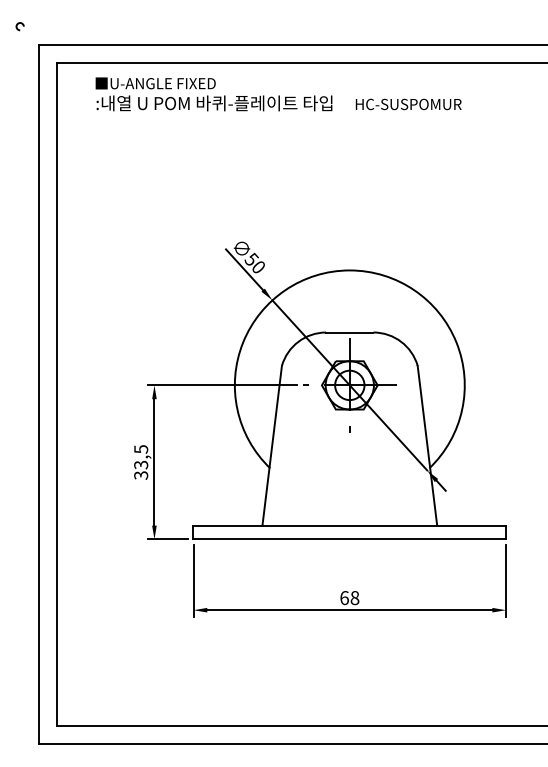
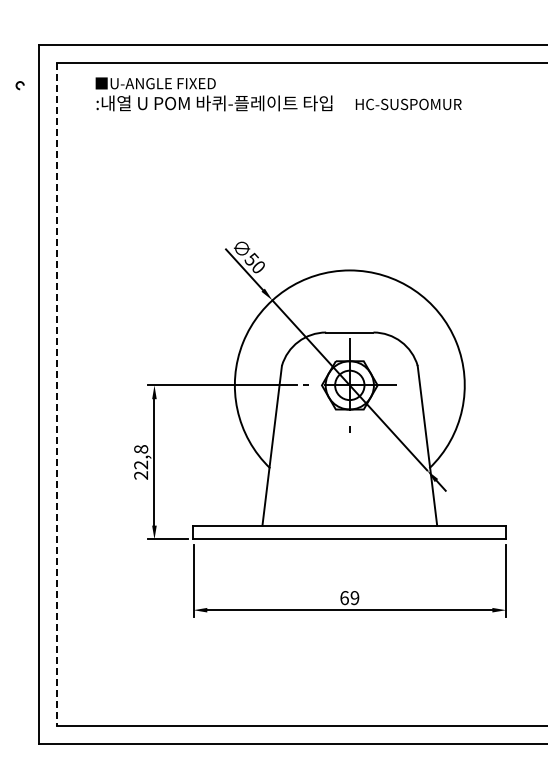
arc position: (17, 26) -> (17, 85) (17, 85)
line: solid -> dashed (56, 395)
text: 33,5 -> 22,8 (141, 462)
text: 68 -> 69 (354, 598)
